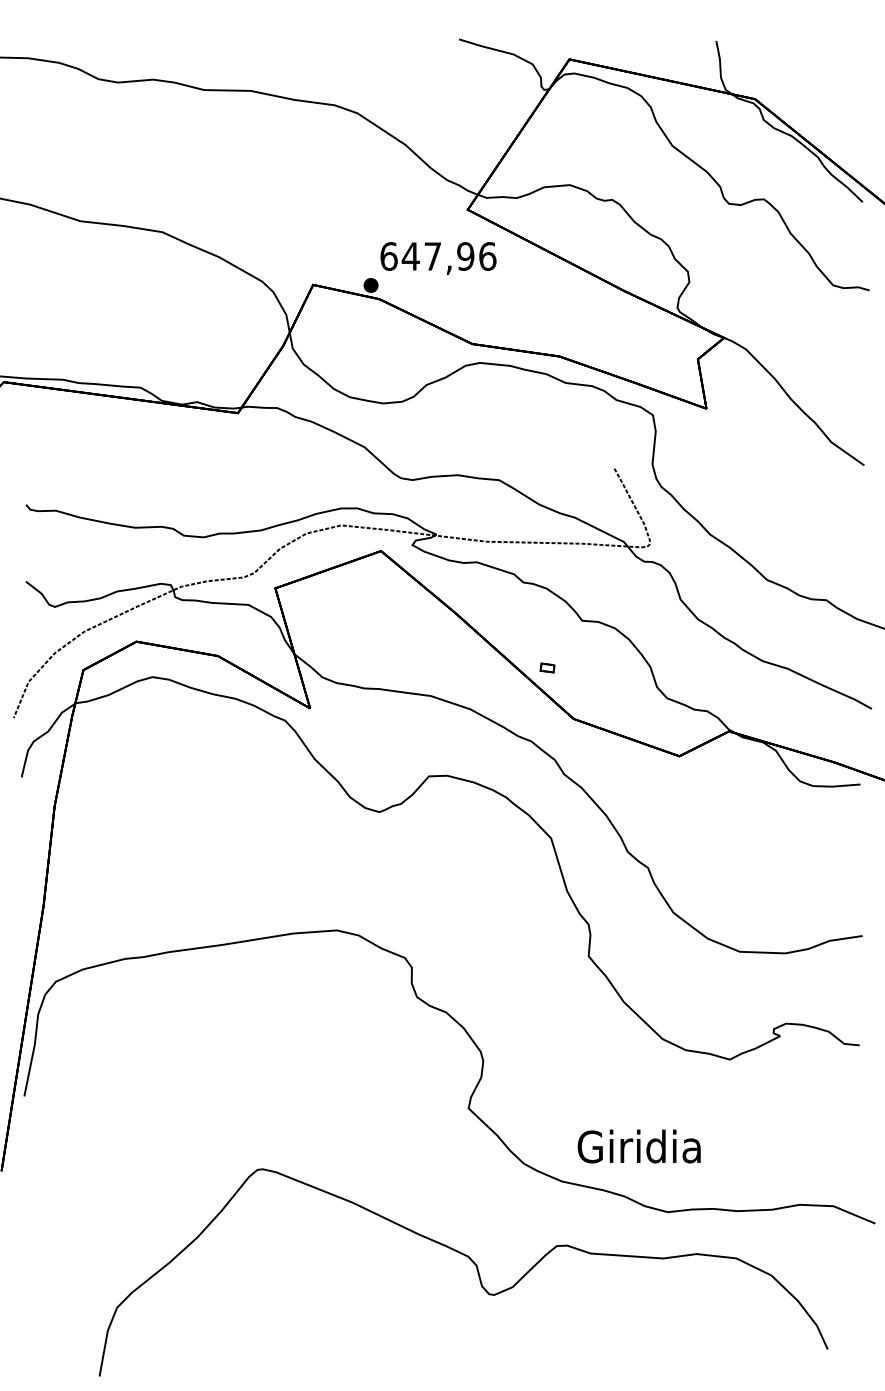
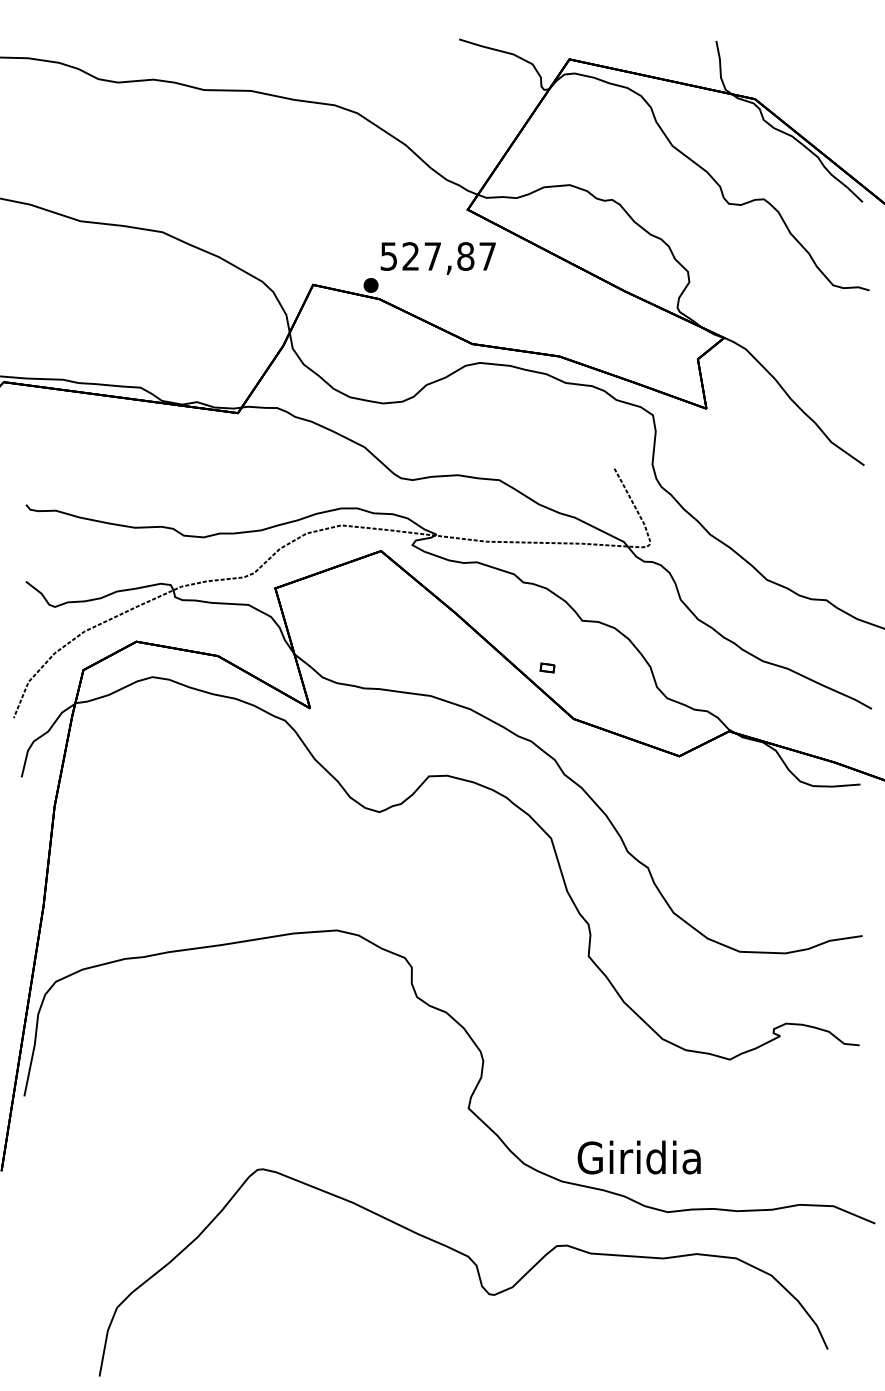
text: 647,96 -> 527,87 (438, 256)
text position: (638, 1146) -> (638, 1157) (638, 1157)
